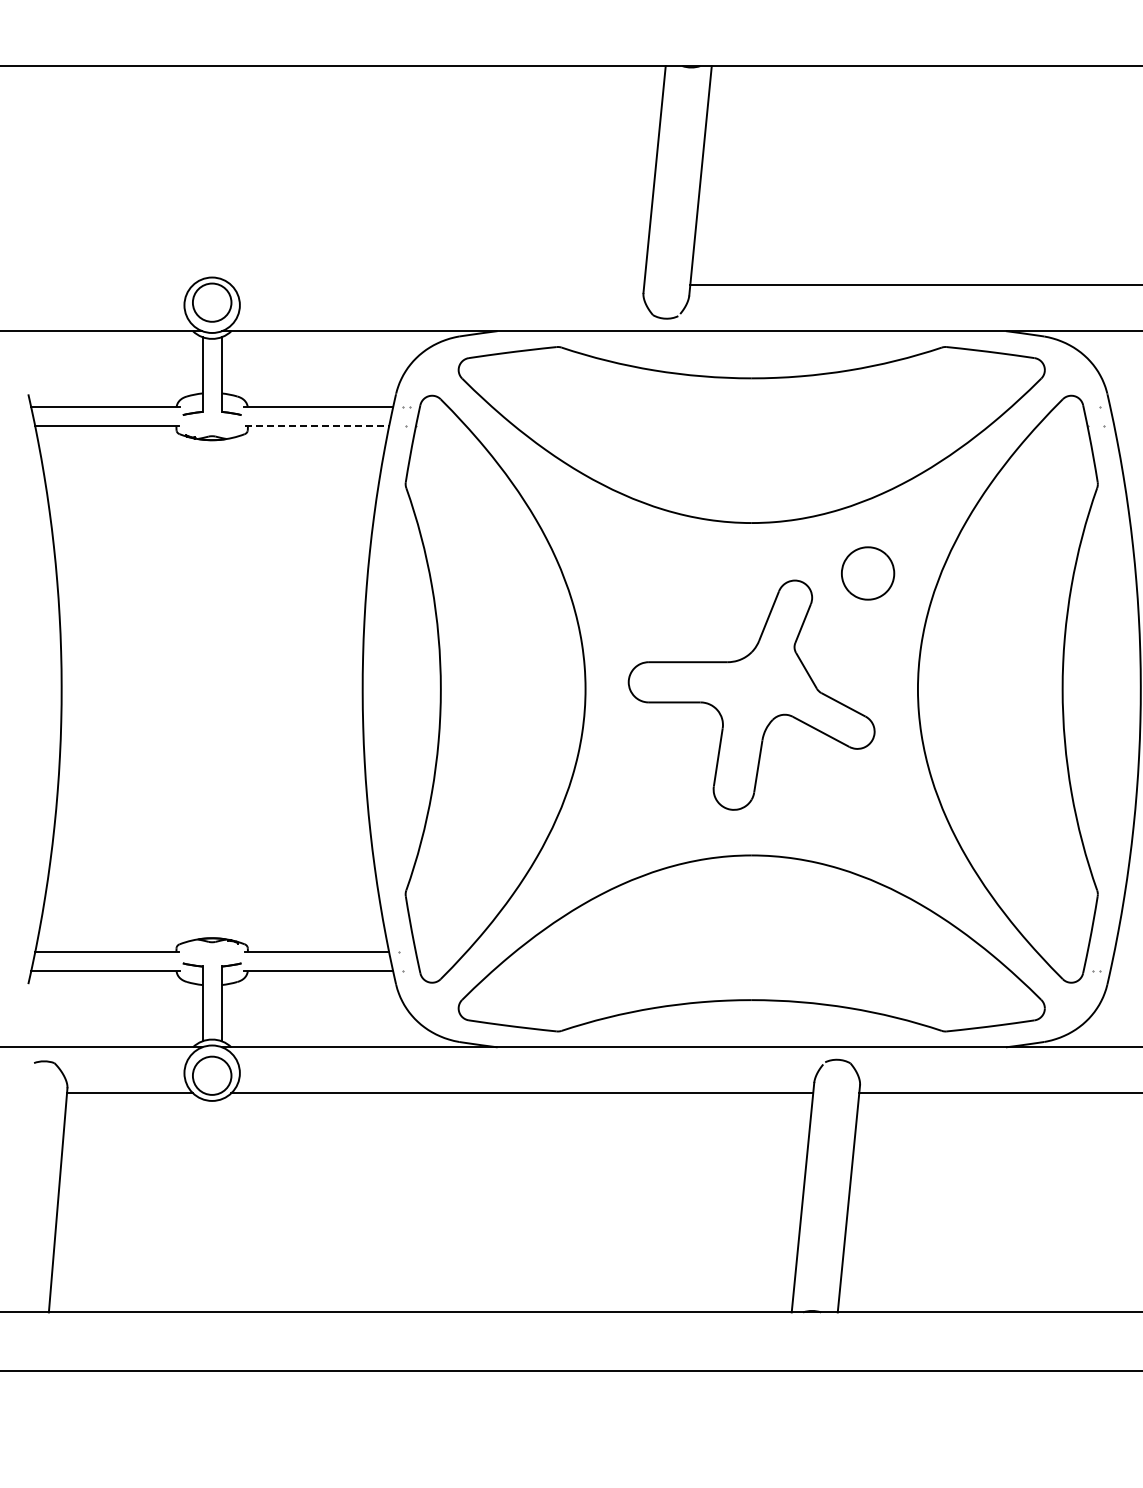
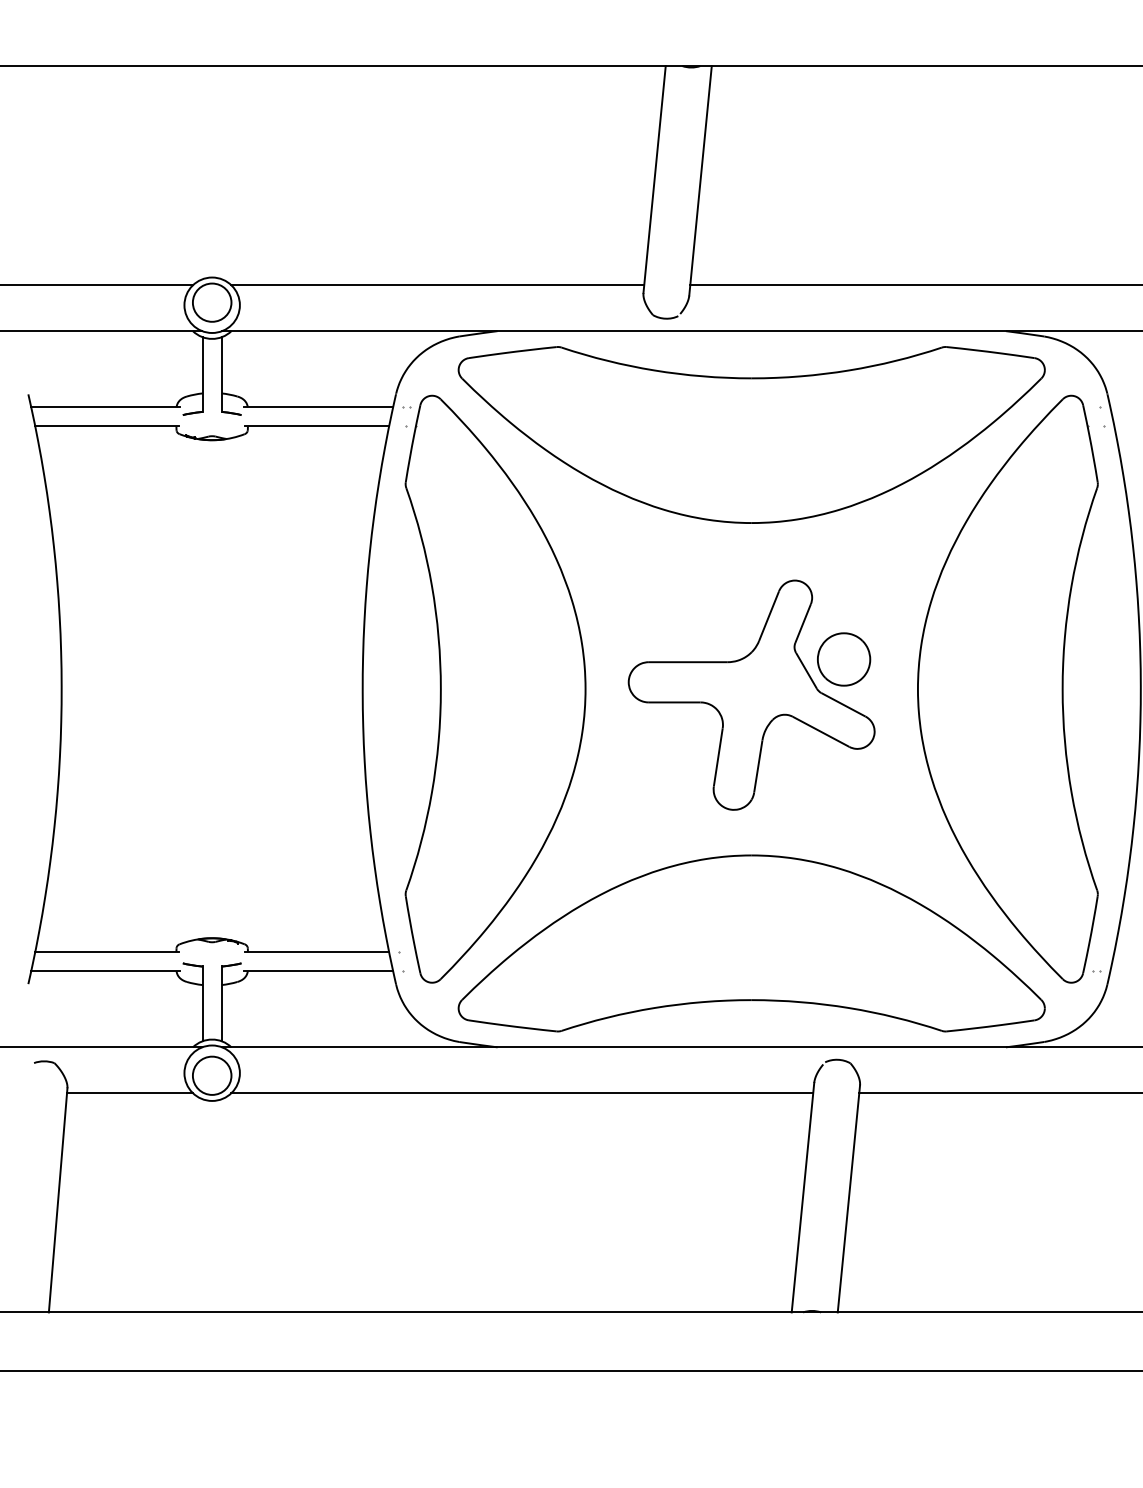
line: none -> present (97, 285)
line: none -> present (437, 285)
line: dashed -> solid (317, 426)
part position: (868, 573) -> (844, 659) (844, 659)
